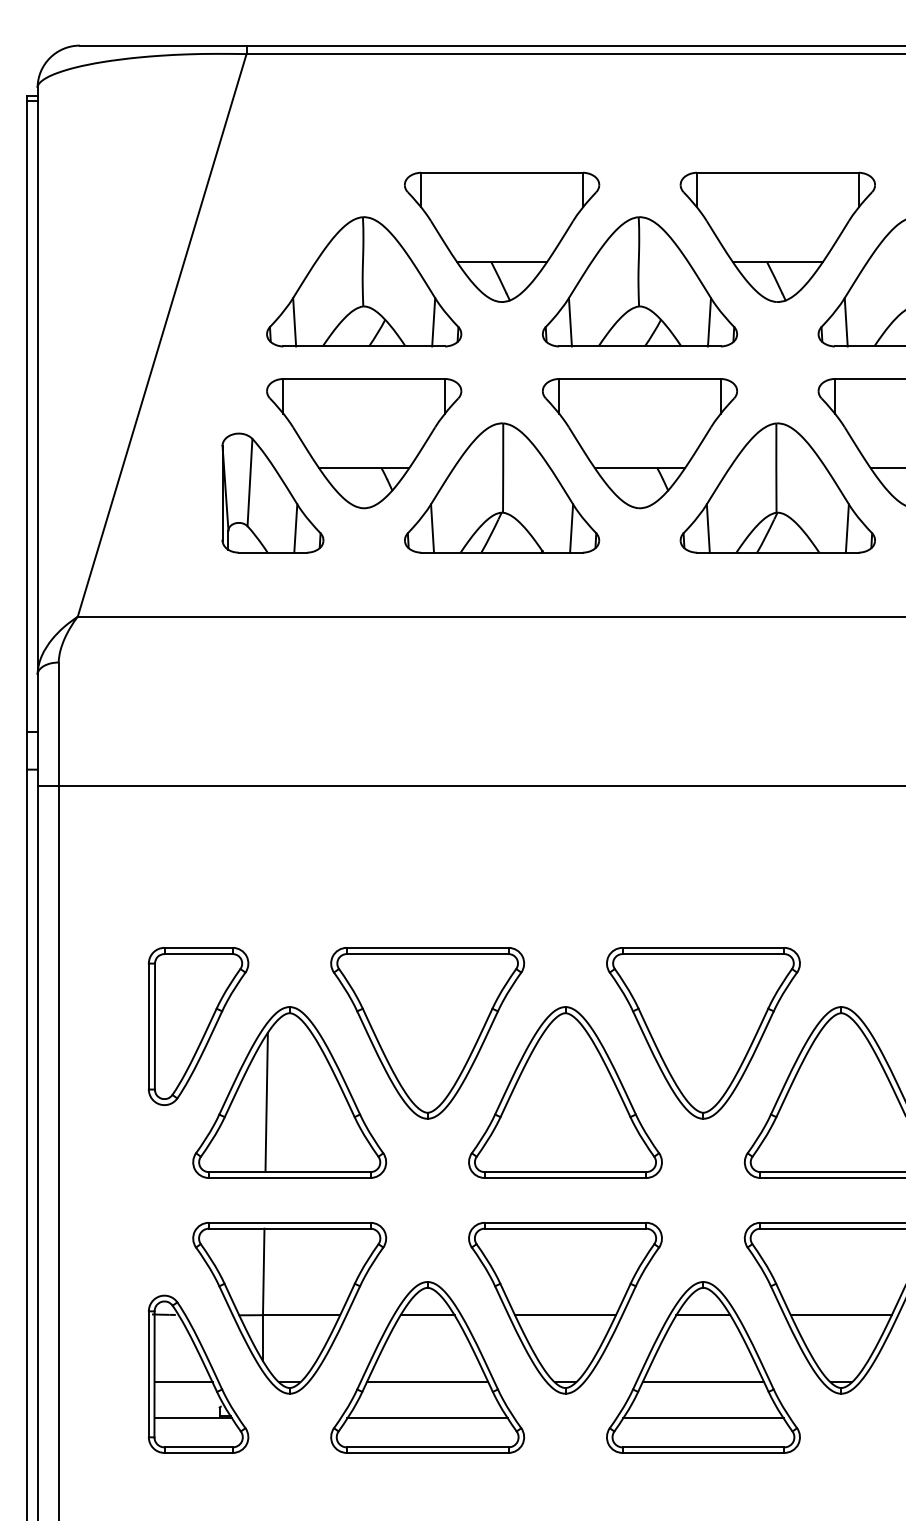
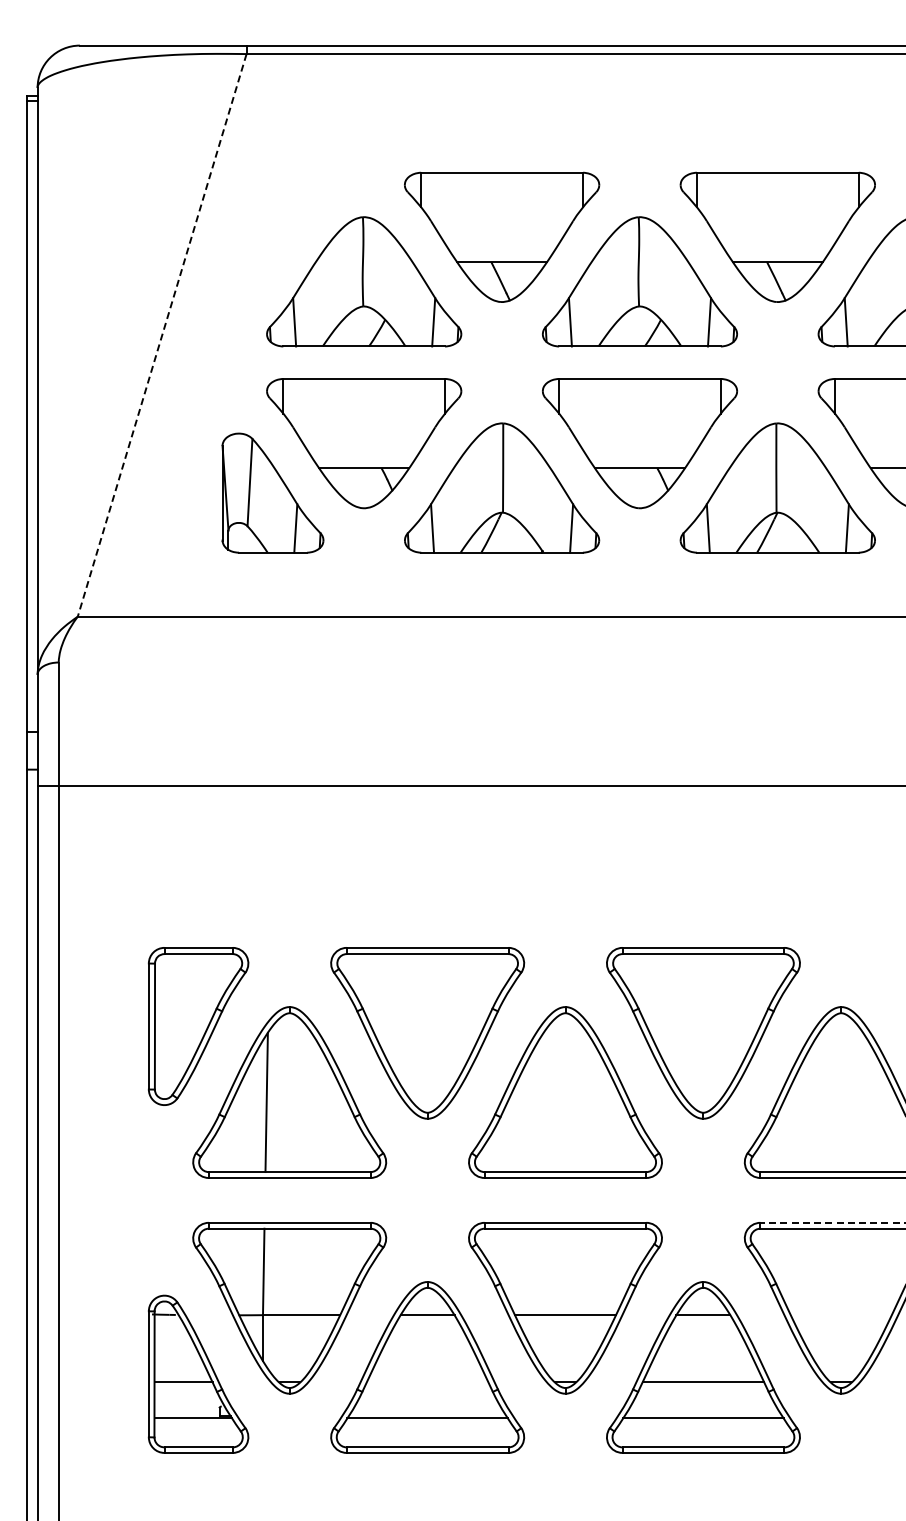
line: solid -> dashed (162, 335)
line: solid -> dashed (832, 1222)
line: present -> none (840, 1315)
line: present -> none (427, 1382)
